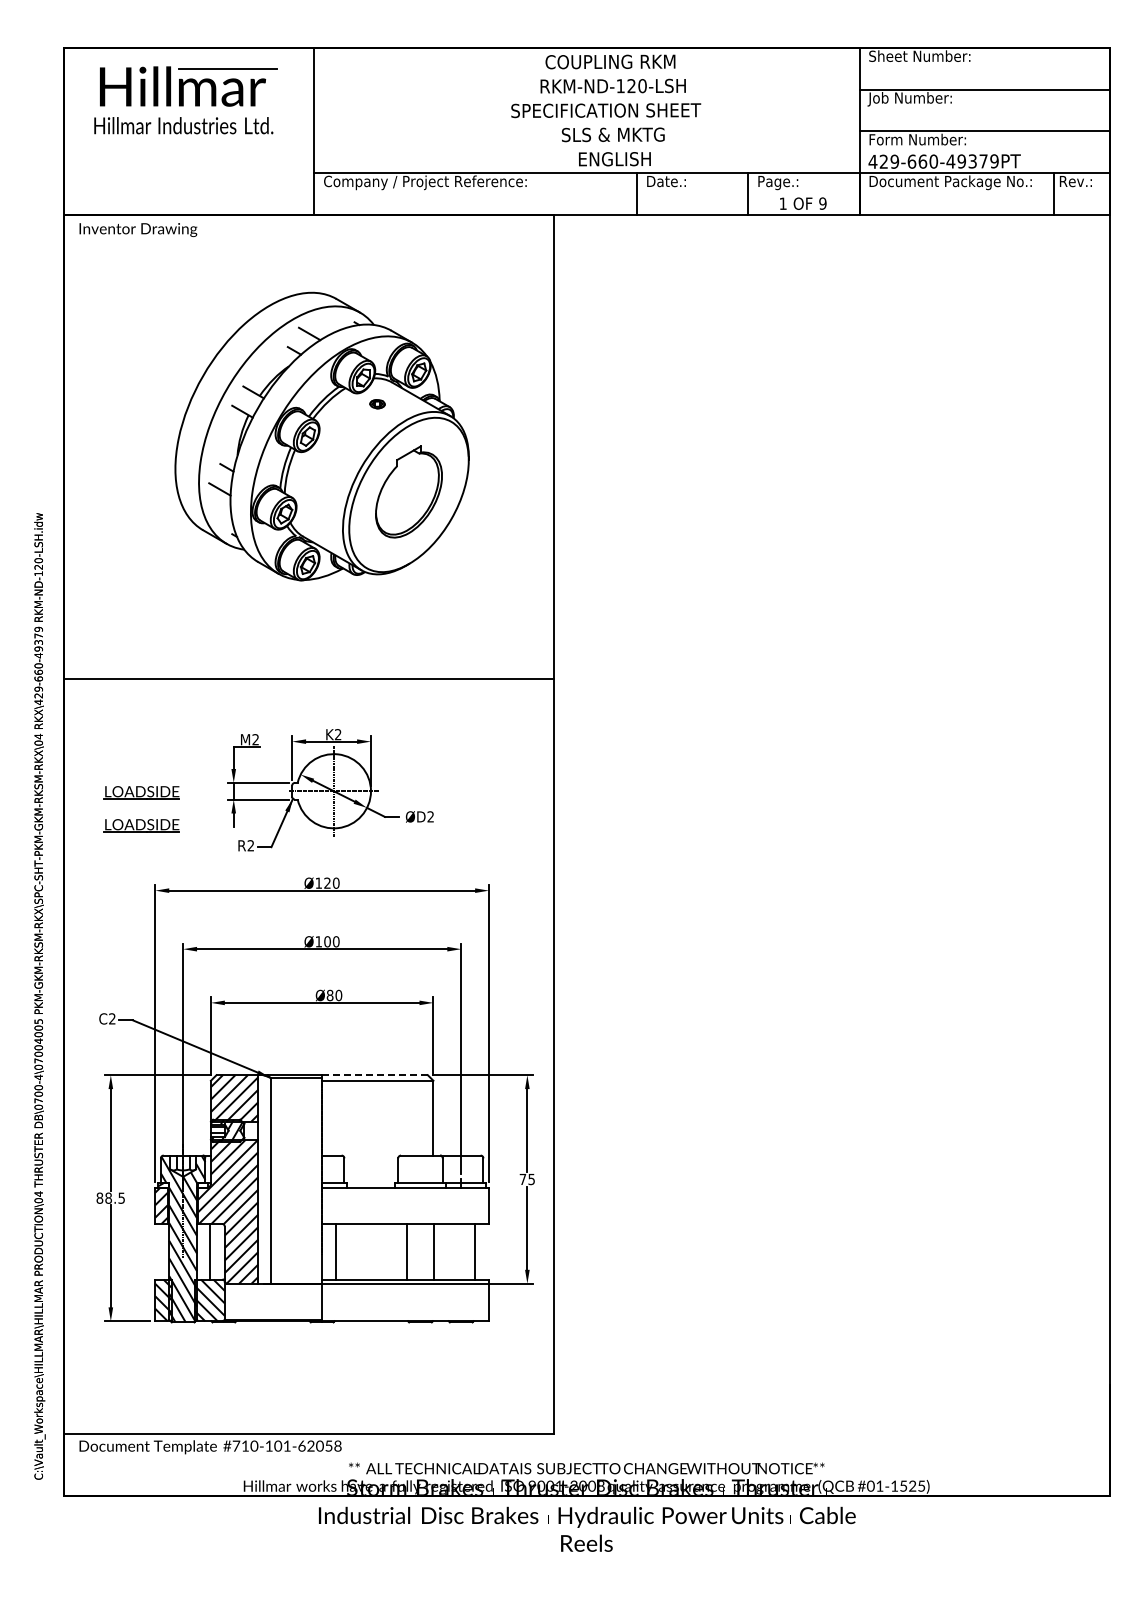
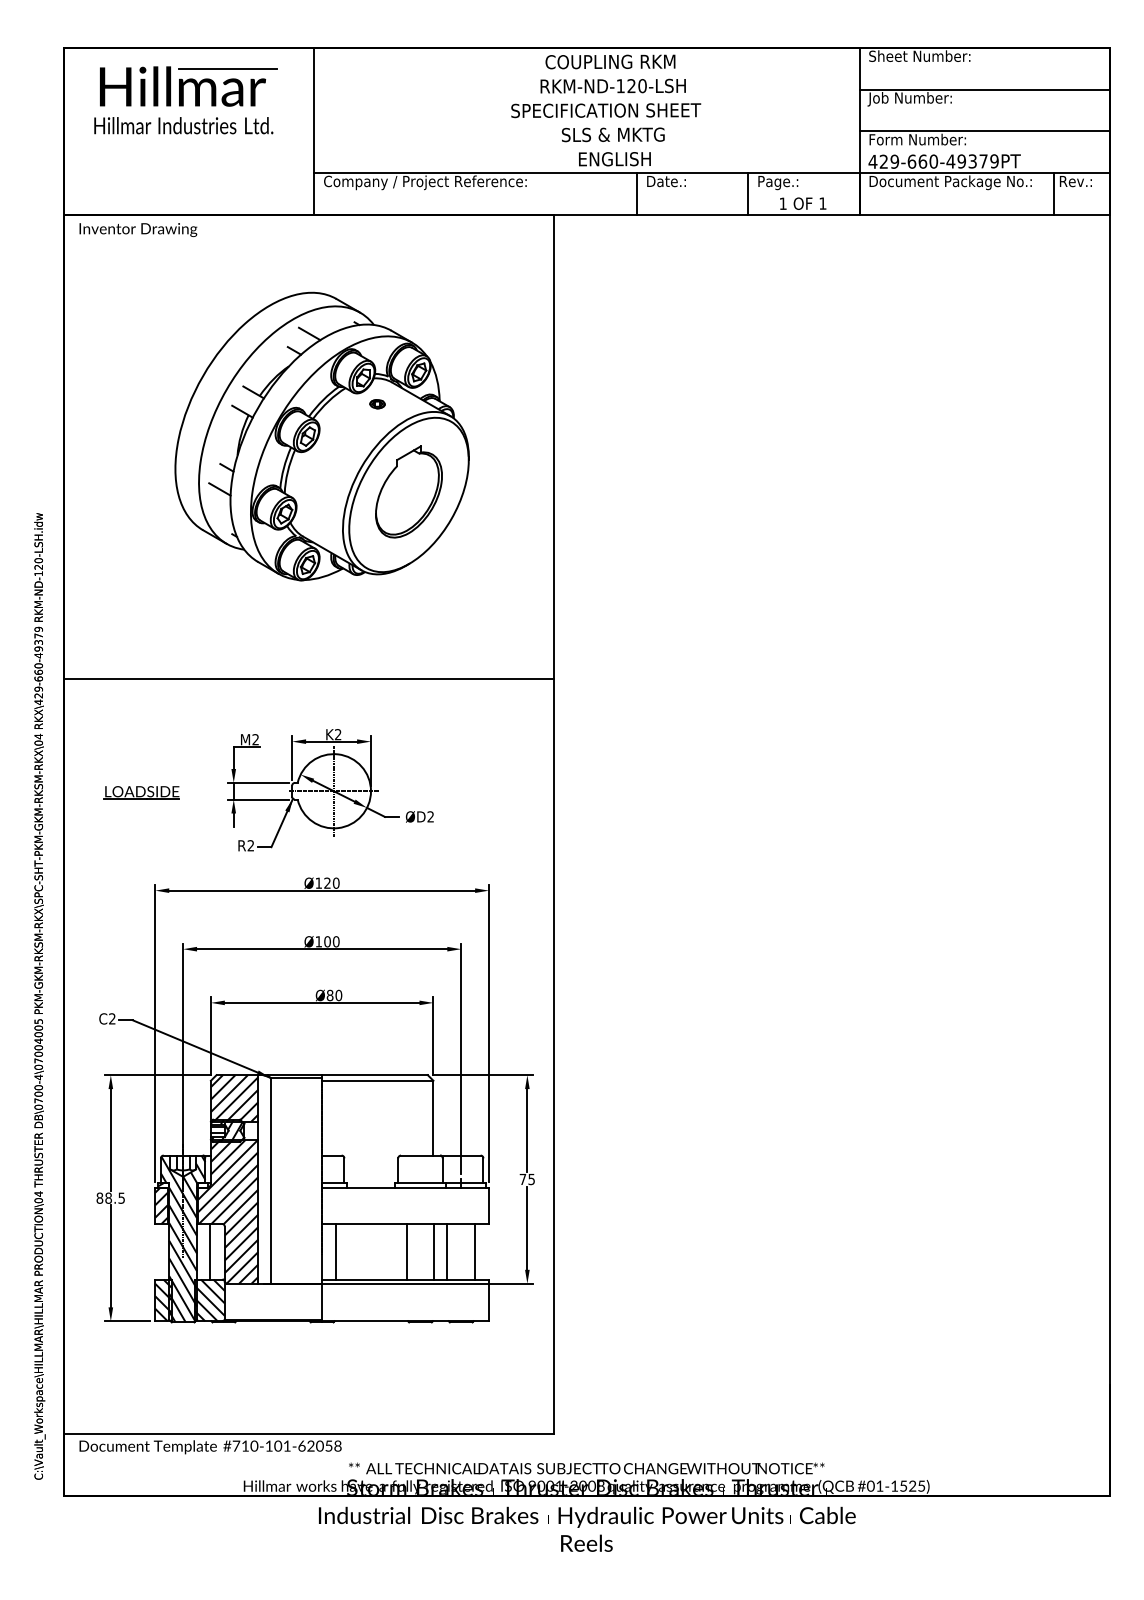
text: 9 -> 1 (822, 203)
part: present -> none (141, 825)
line: dashed -> solid (375, 1075)
line: none -> present (447, 1251)
